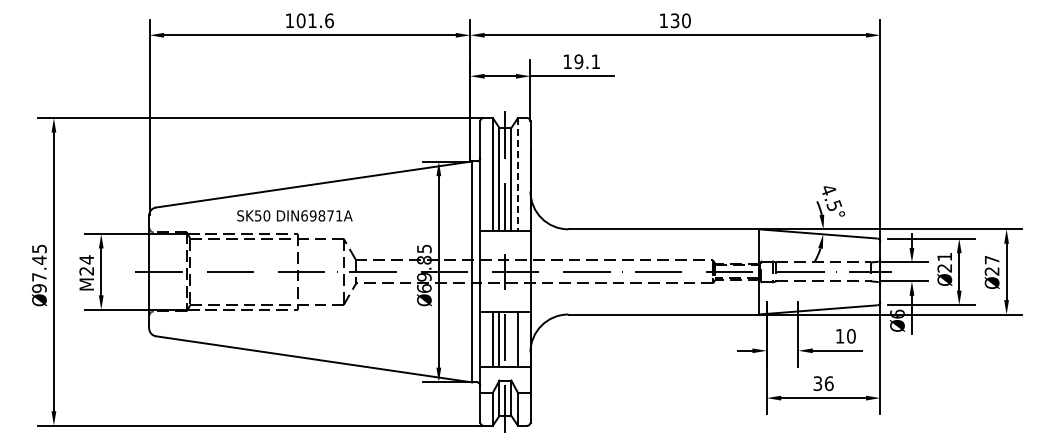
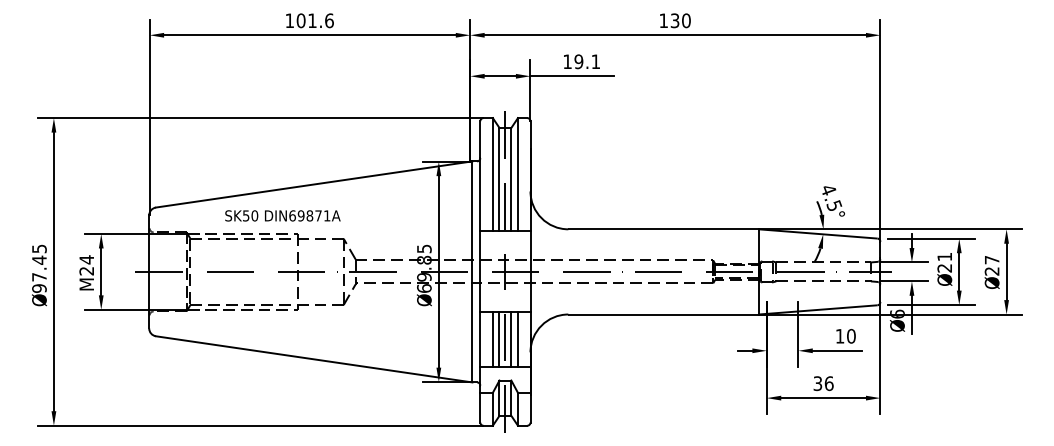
line: dashed -> solid (517, 174)
text position: (294, 215) -> (282, 215) (282, 215)
line: none -> present (511, 339)
